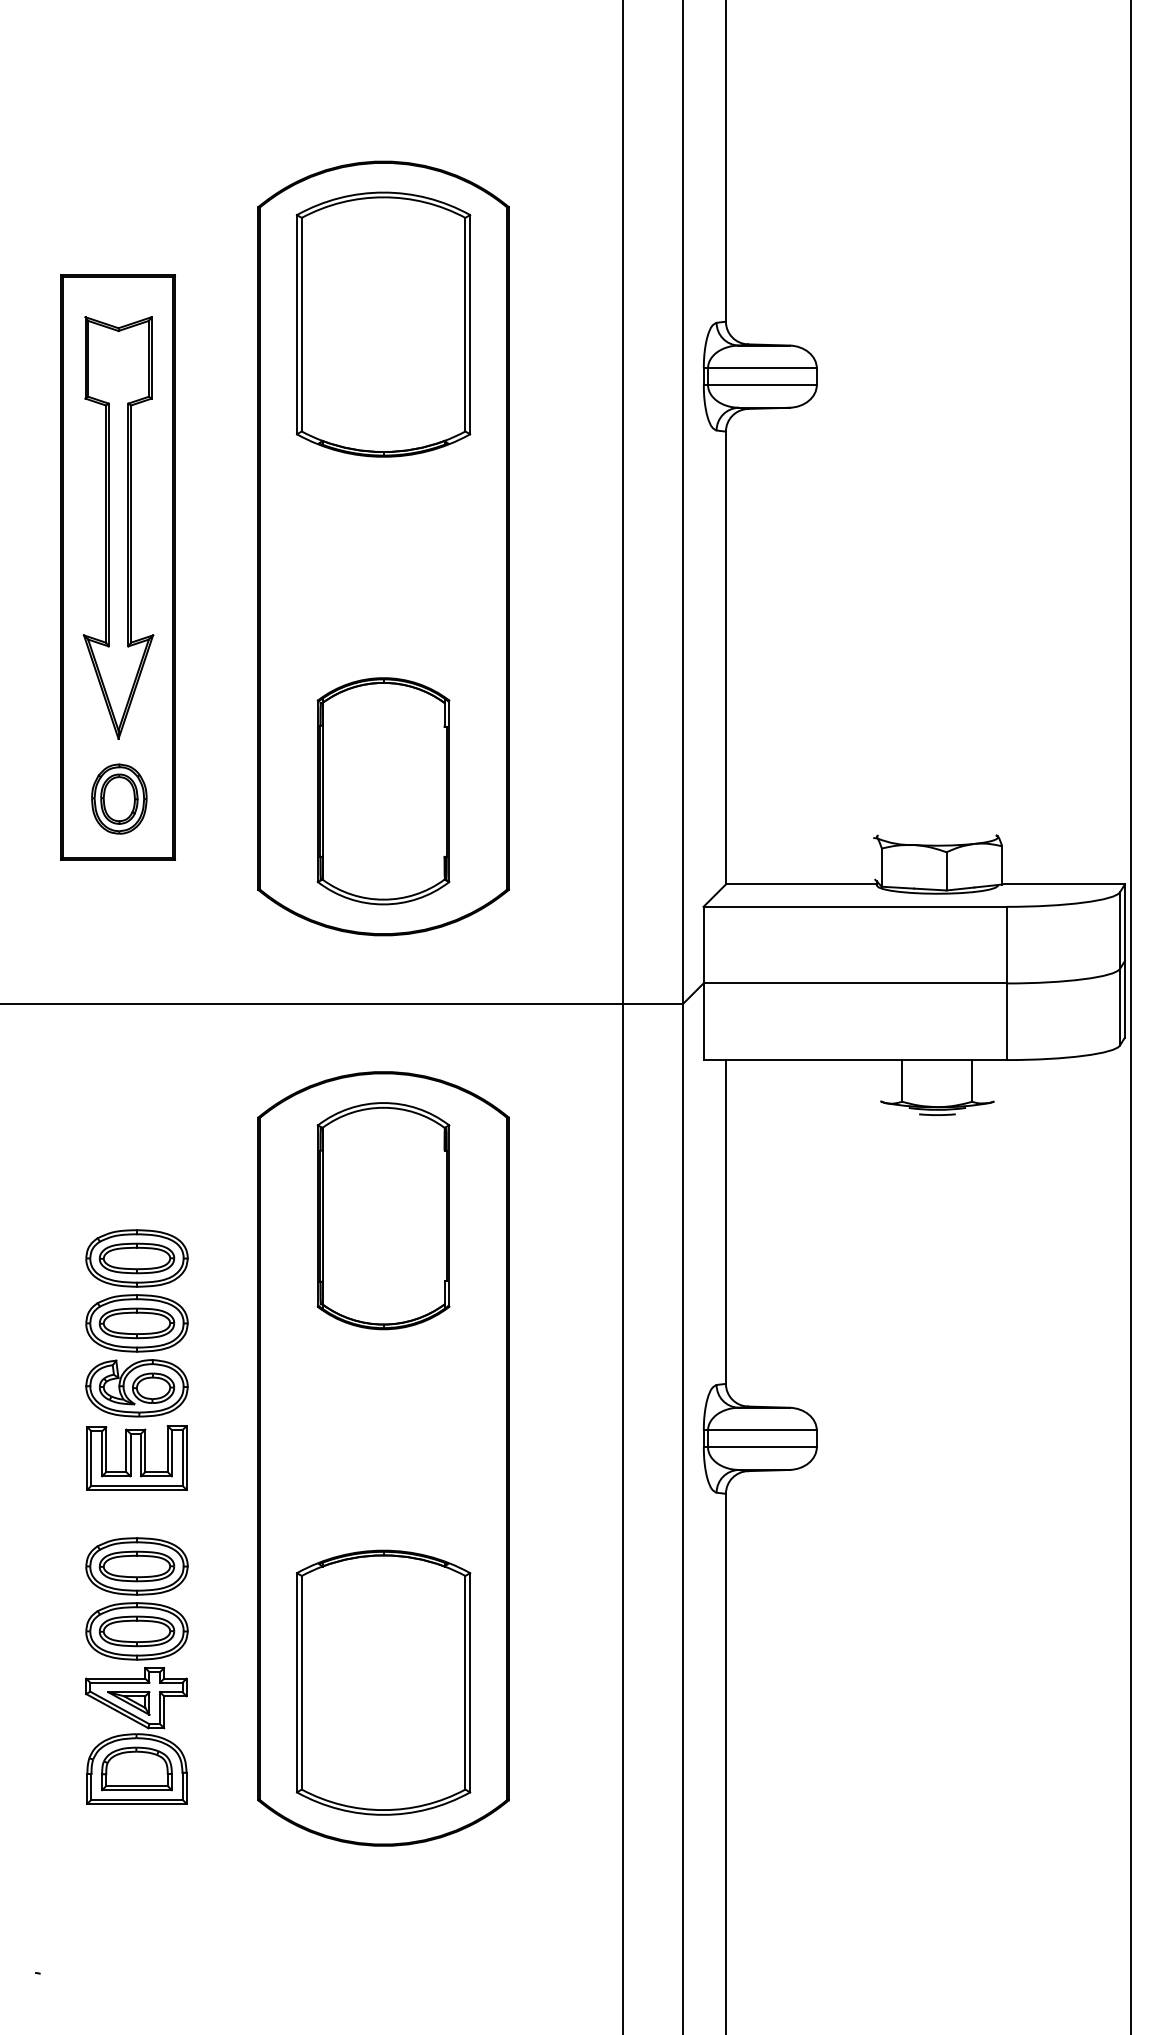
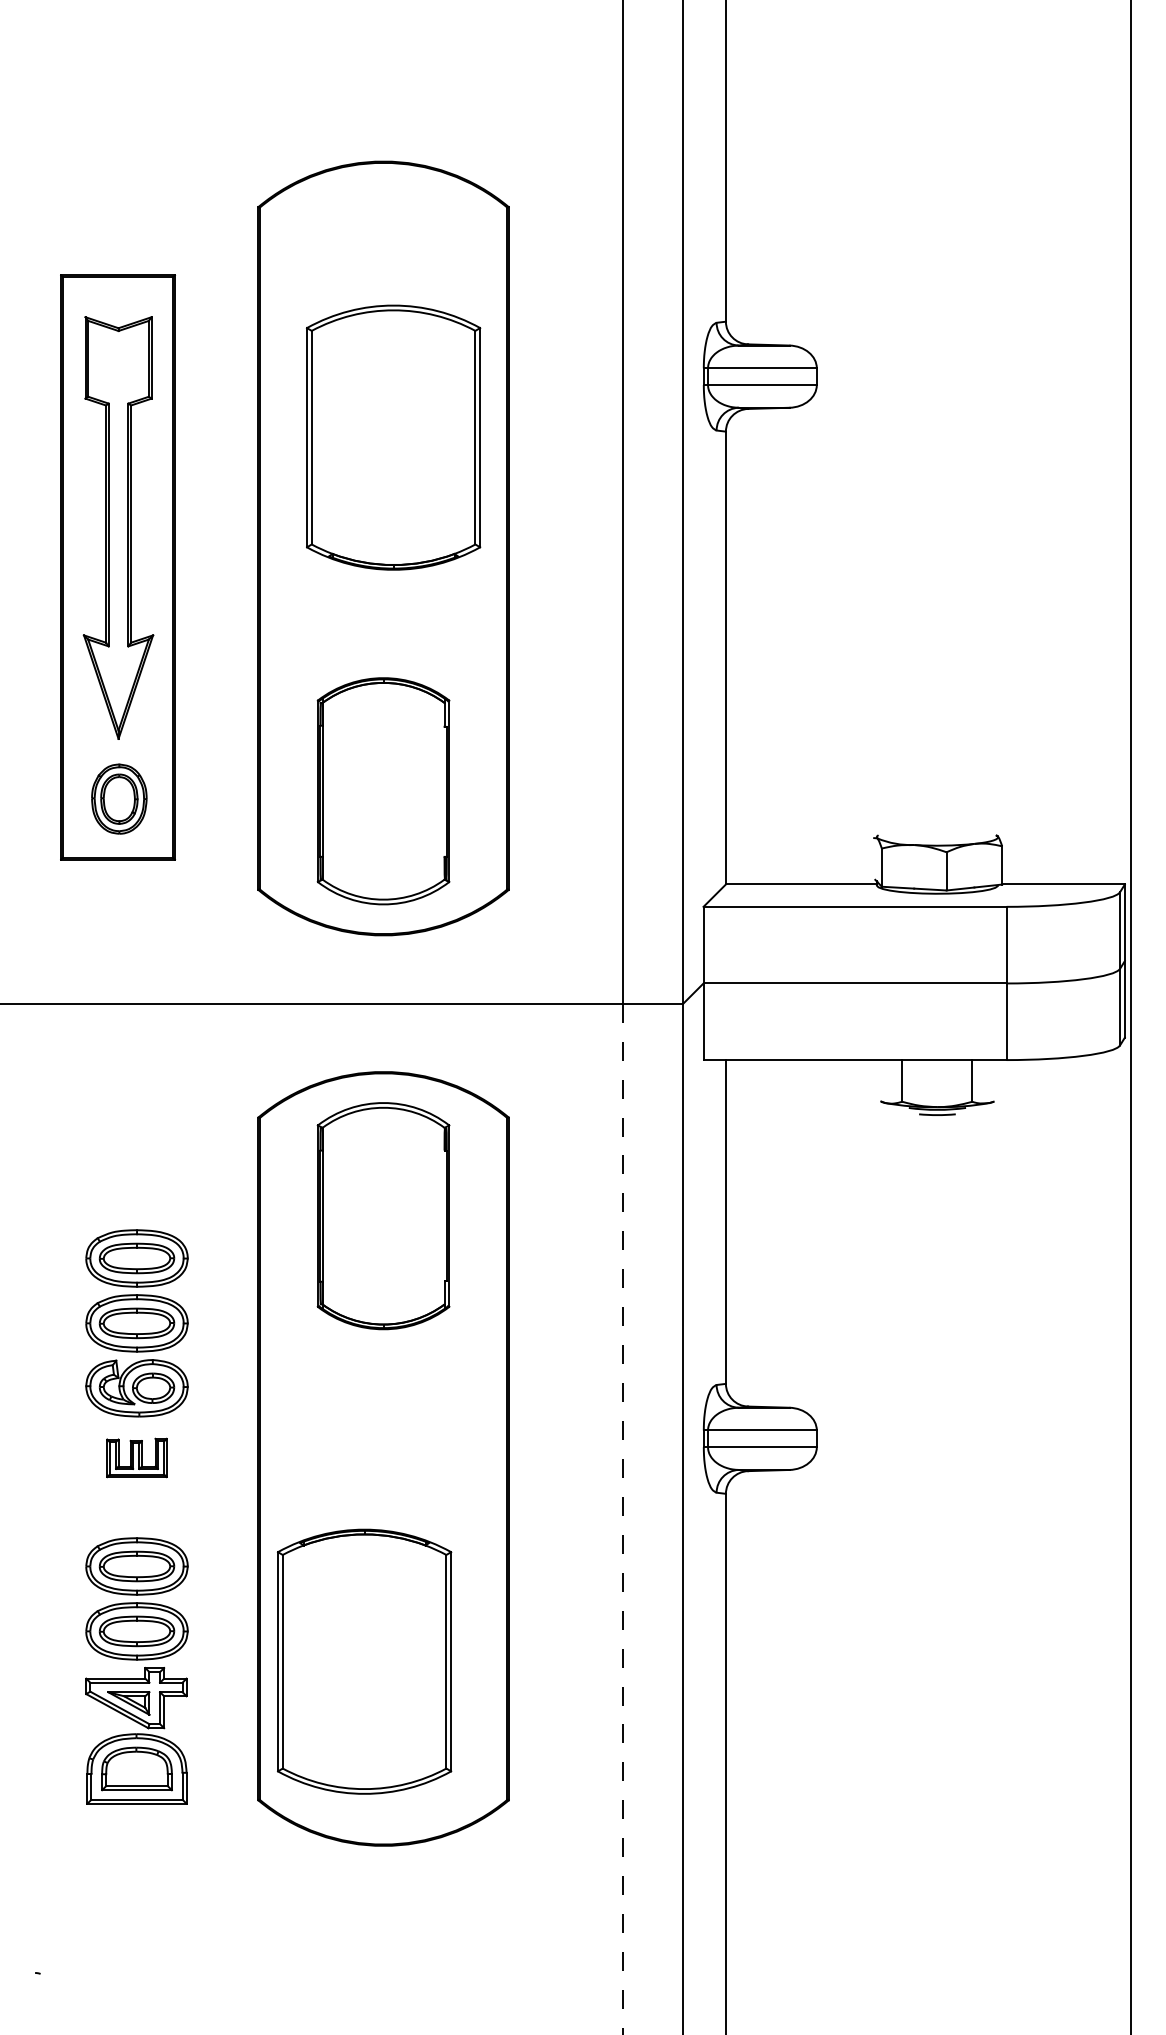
part position: (383, 324) -> (393, 437) (393, 437)
part size: 102x66 px -> 62x42 px (136, 1457)
line: solid -> dashed (622, 1519)
part position: (383, 1682) -> (364, 1661) (364, 1661)
